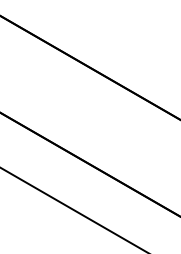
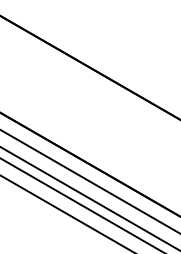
line: none -> present (89, 181)
line: none -> present (89, 198)
line: none -> present (81, 204)
line position: (73, 209) -> (66, 213) (66, 213)
